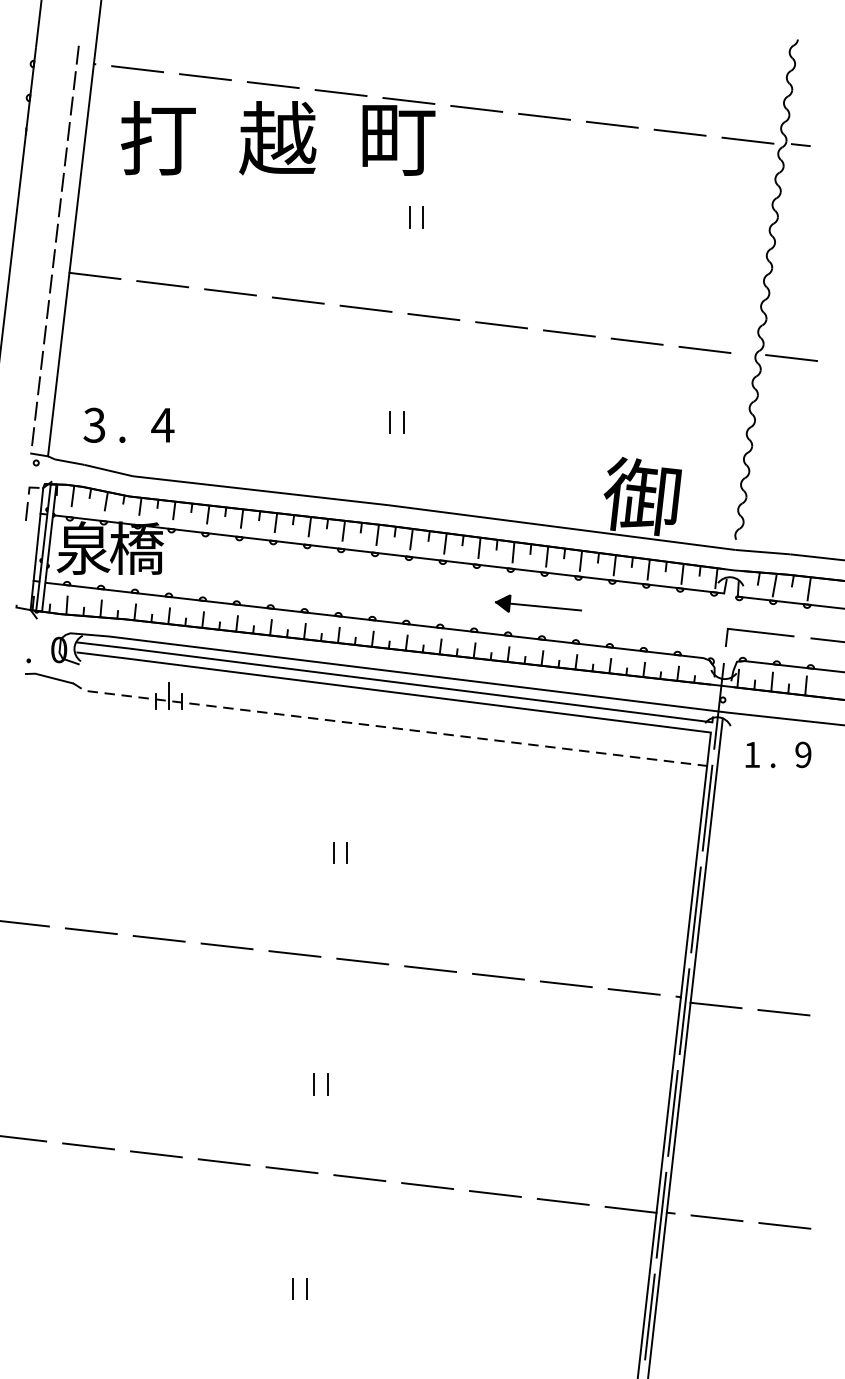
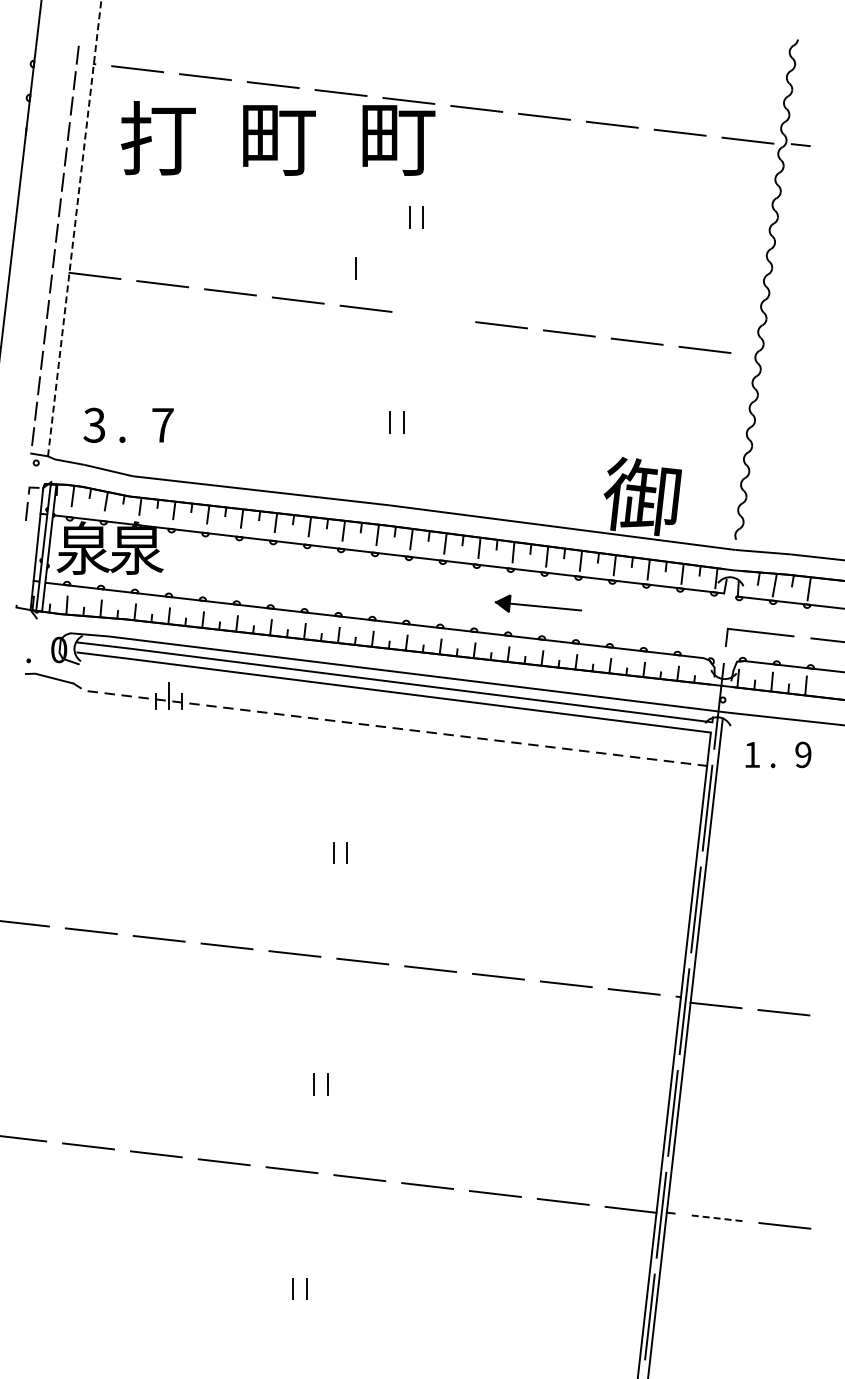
text: 越 -> 町 (277, 138)
line: solid -> dashed (74, 227)
line: none -> present (355, 268)
line: present -> none (433, 316)
line: present -> none (791, 358)
text: 4 -> 7 (162, 425)
text: 橋 -> 泉 (136, 547)
line: solid -> dashed (716, 1218)
